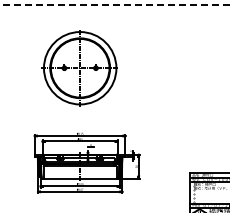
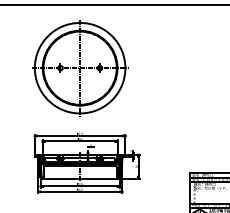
line: dashed -> solid (115, 5)
part size: 77x77 px -> 97x97 px (80, 68)
